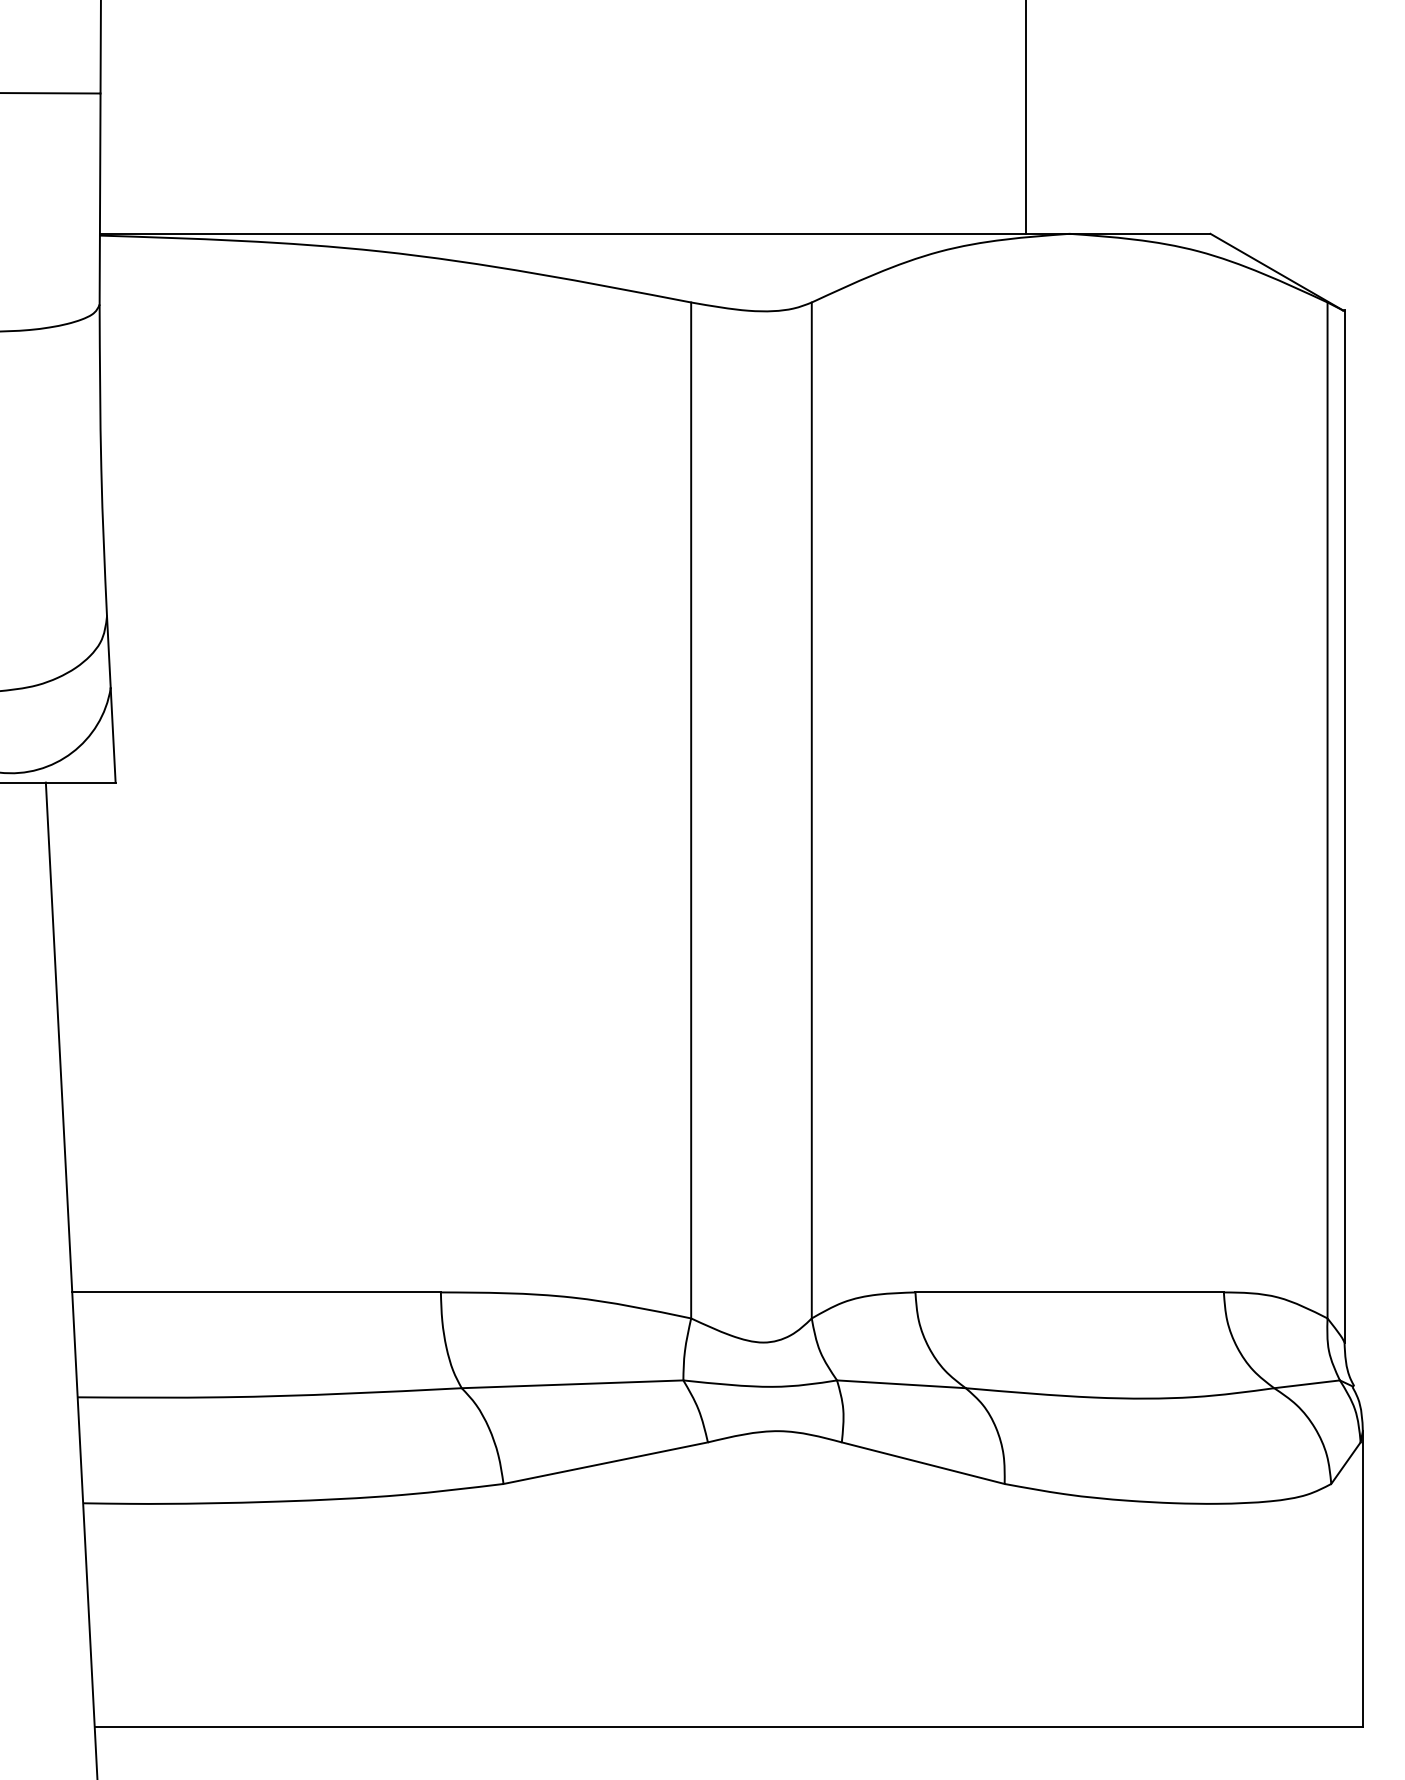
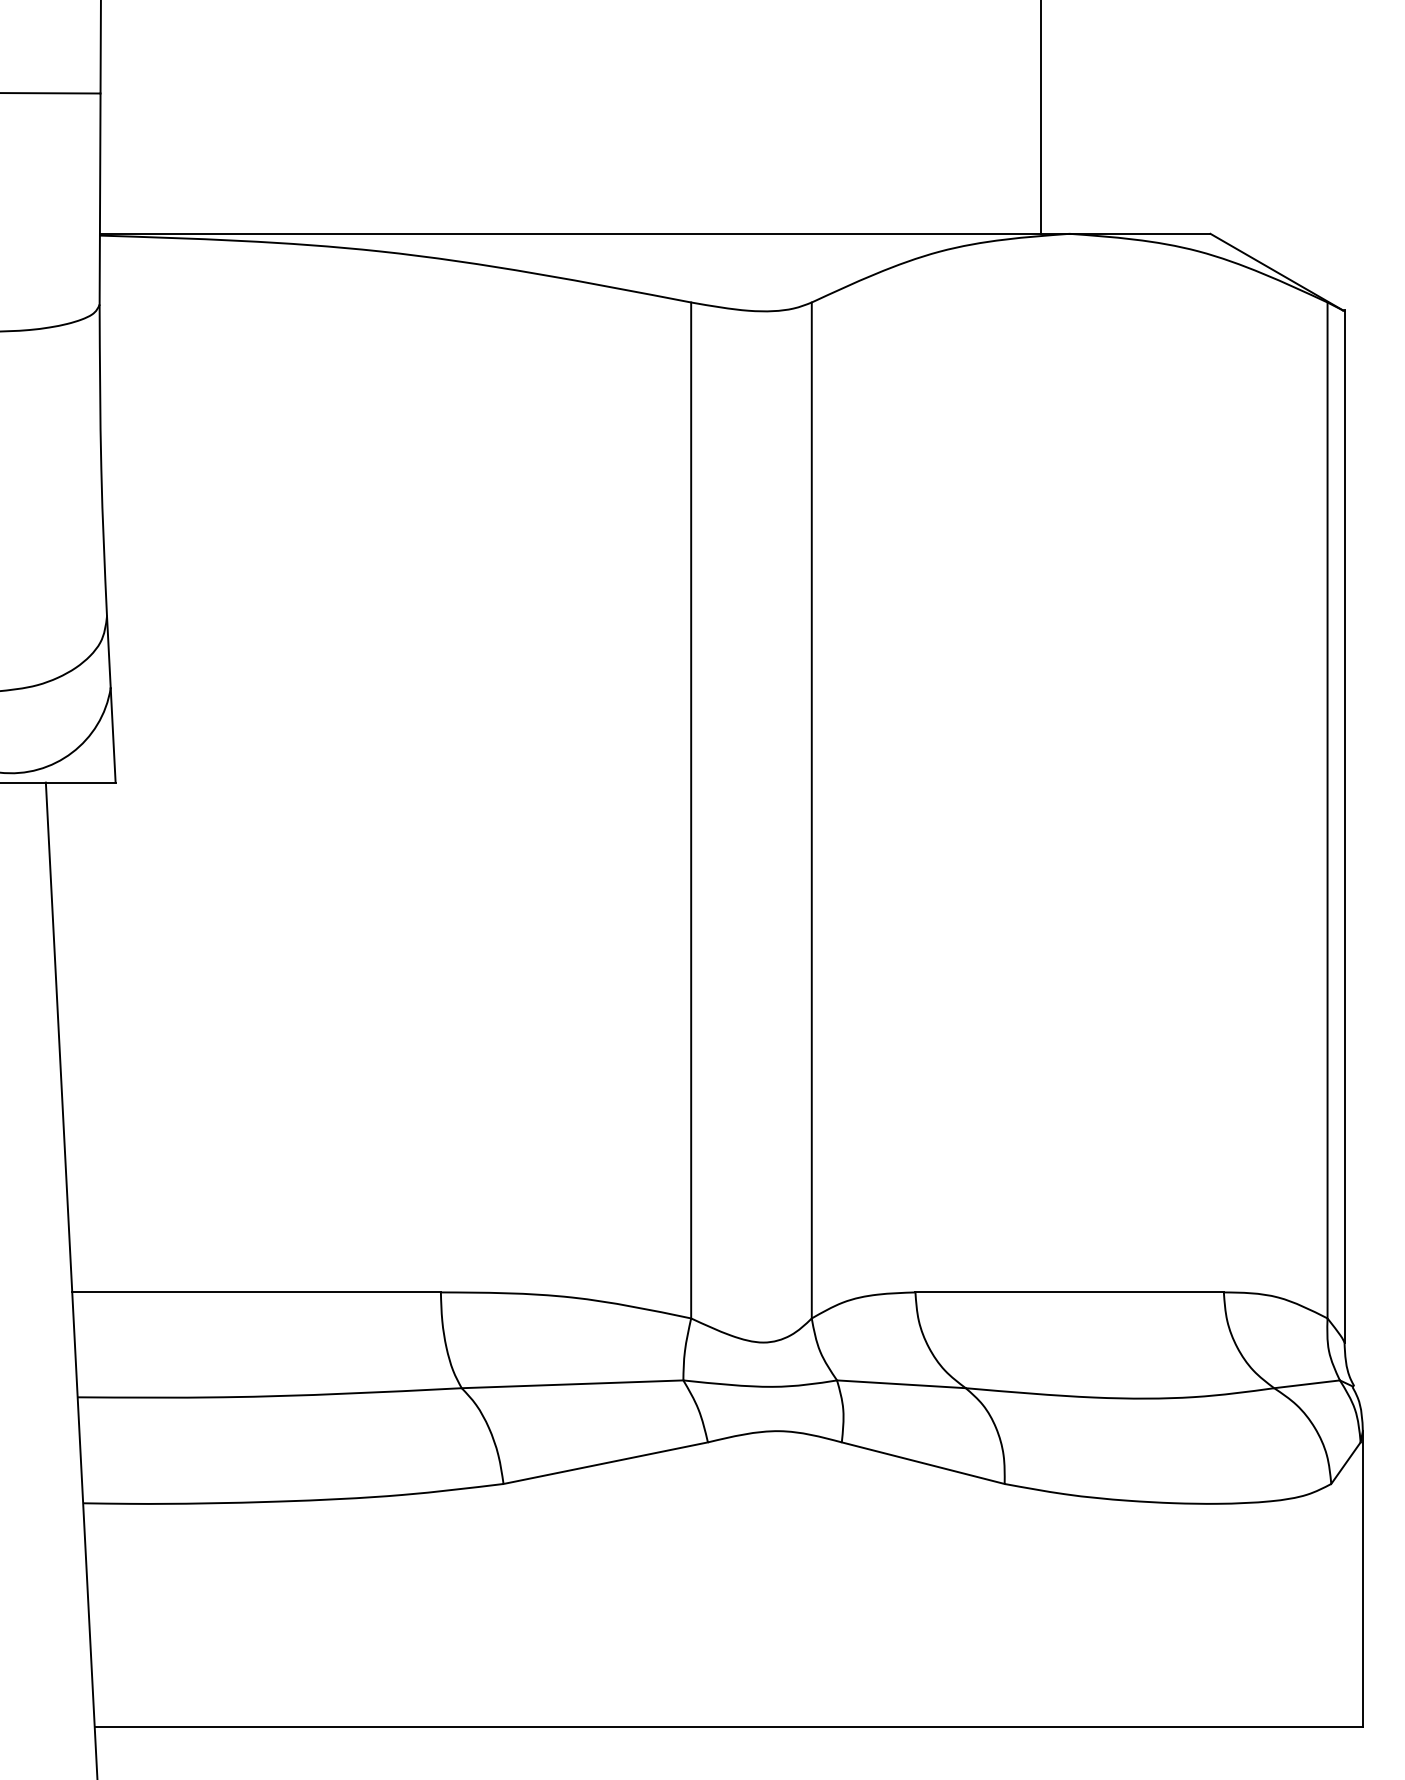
line position: (1025, 117) -> (1040, 117) (1040, 117)
